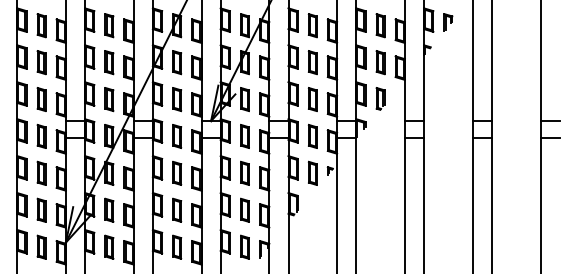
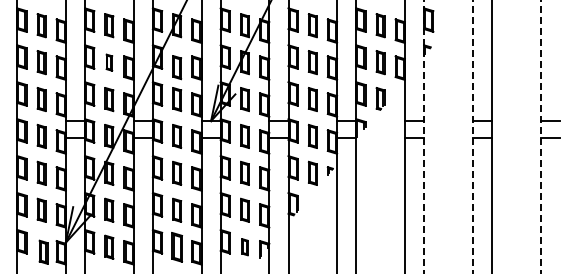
part: present -> none (448, 22)
part size: 11x26 px -> 9x19 px (109, 62)
part position: (177, 62) -> (177, 67) (177, 67)
line: solid -> dashed (424, 136)
line: solid -> dashed (472, 136)
line: solid -> dashed (540, 136)
part position: (41, 246) -> (43, 251) (43, 251)
part size: 11x26 px -> 12x31 px (176, 247)
part size: 10x26 px -> 8x19 px (244, 247)
